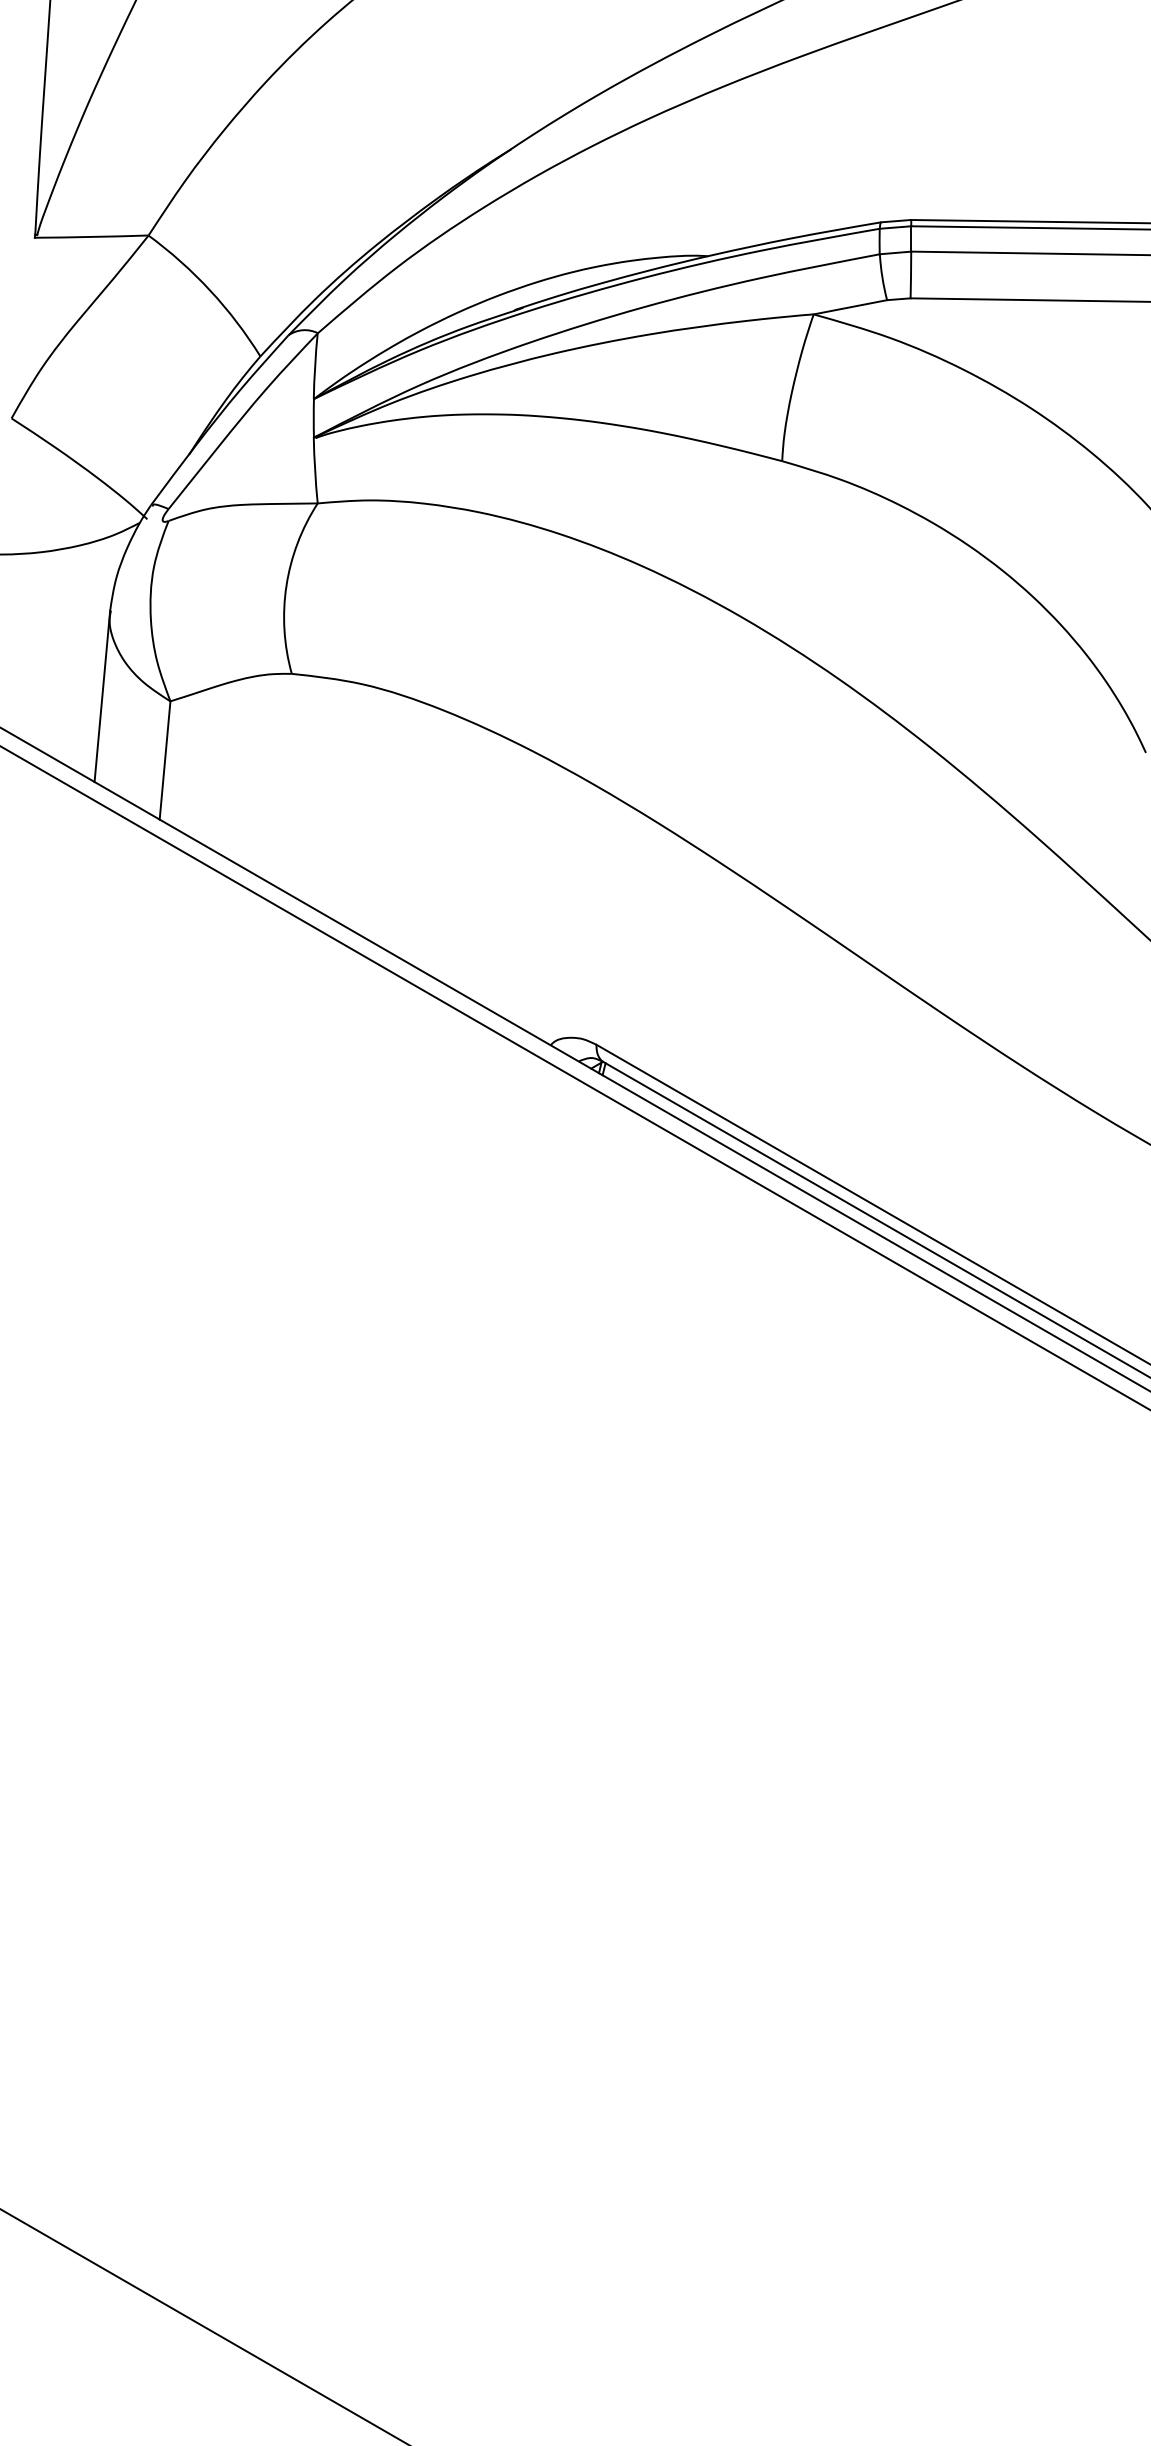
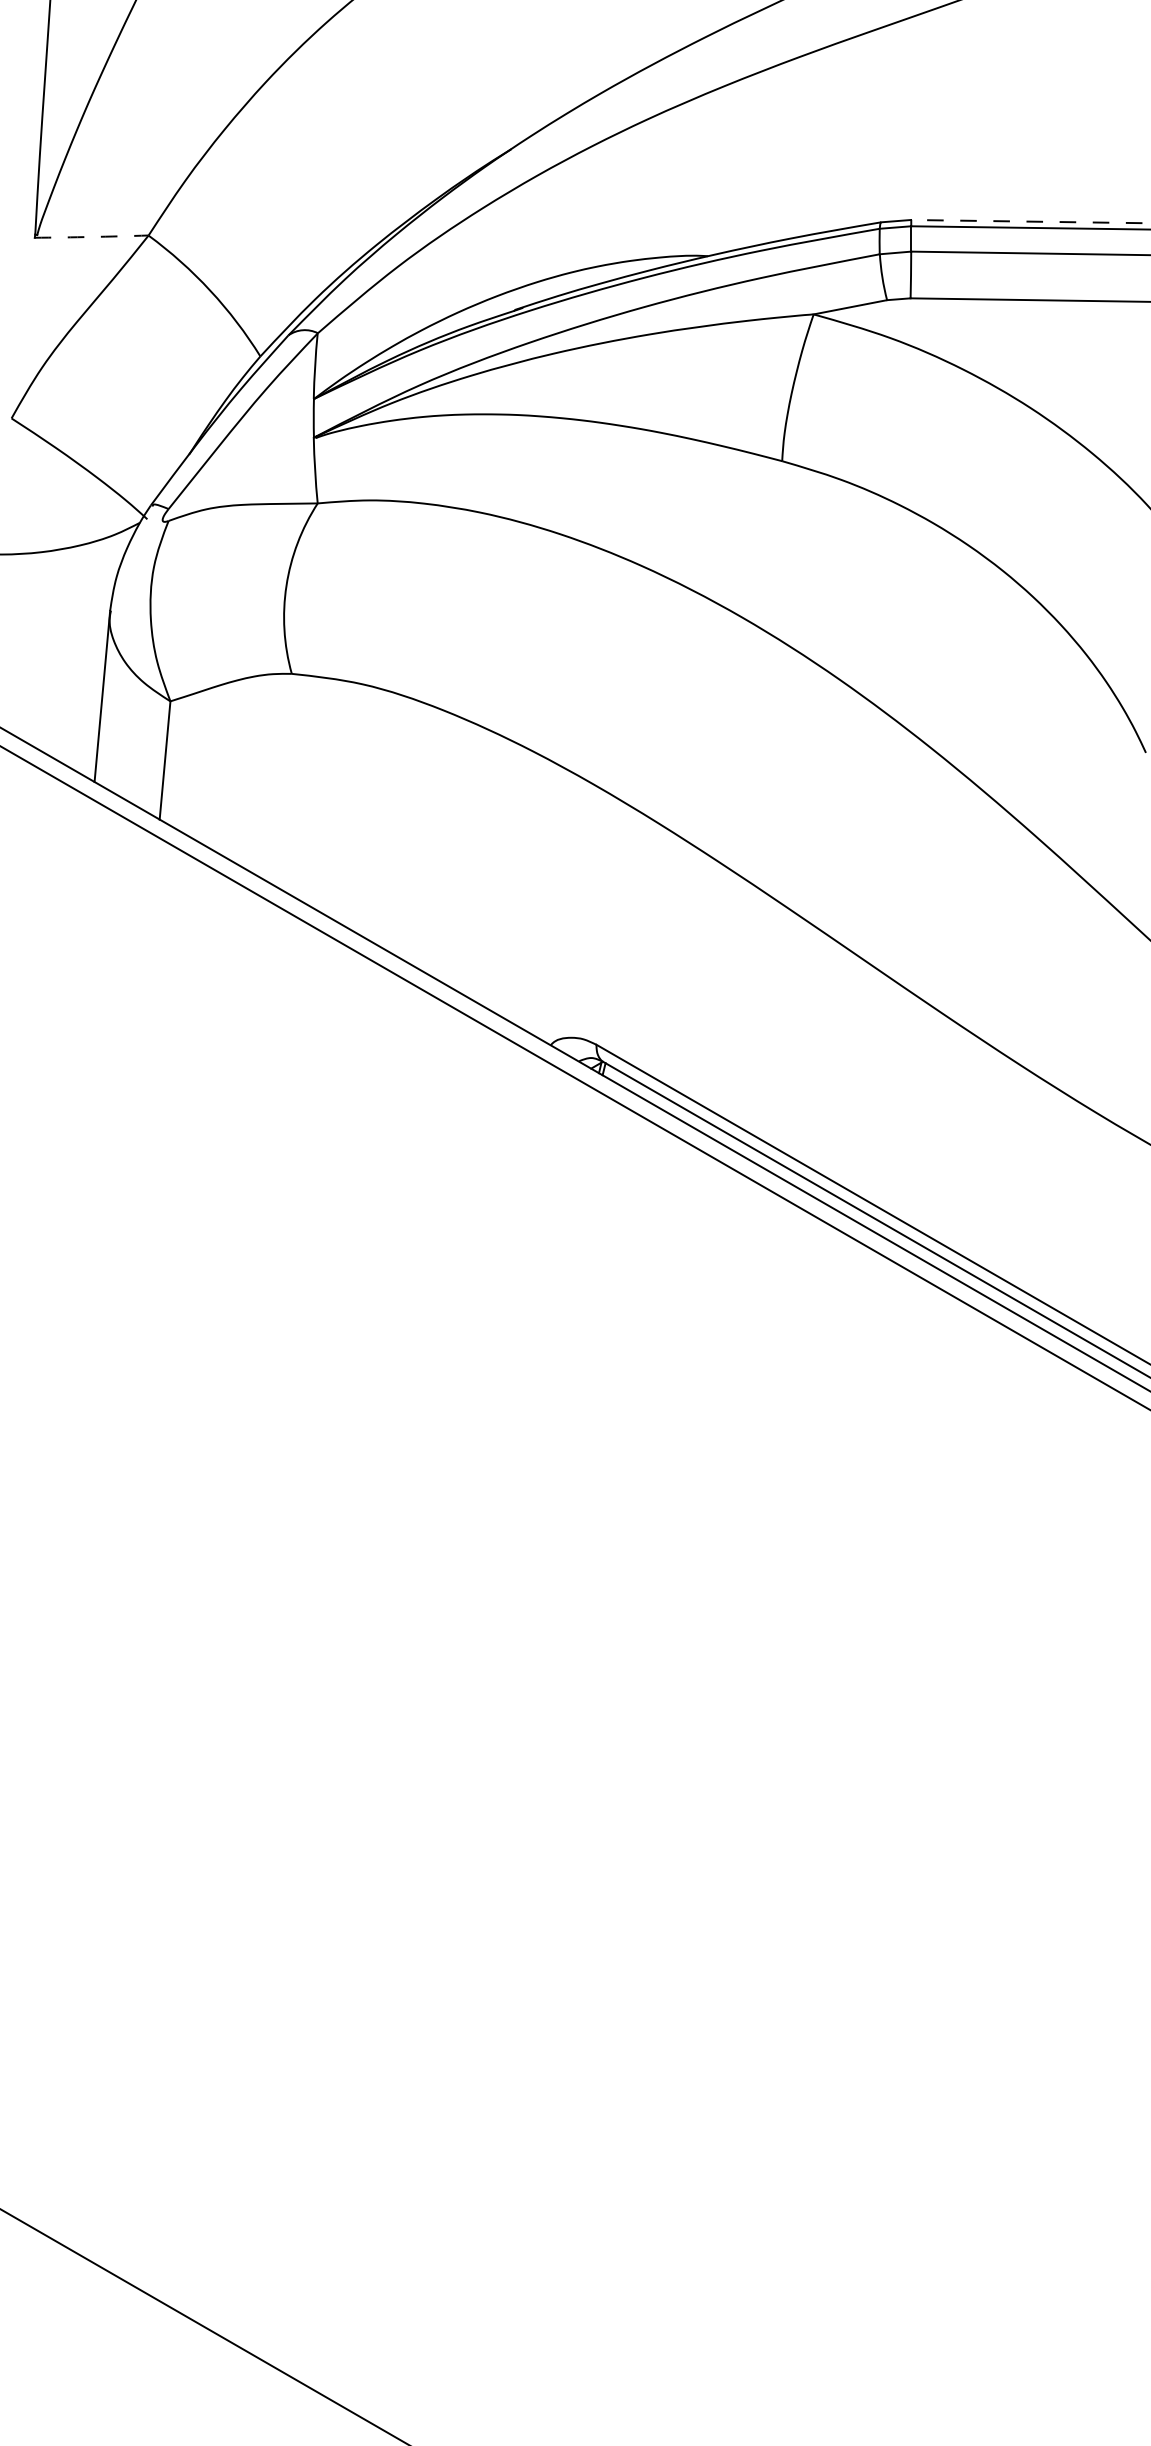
line: solid -> dashed (1031, 221)
arc: solid -> dashed (91, 236)
